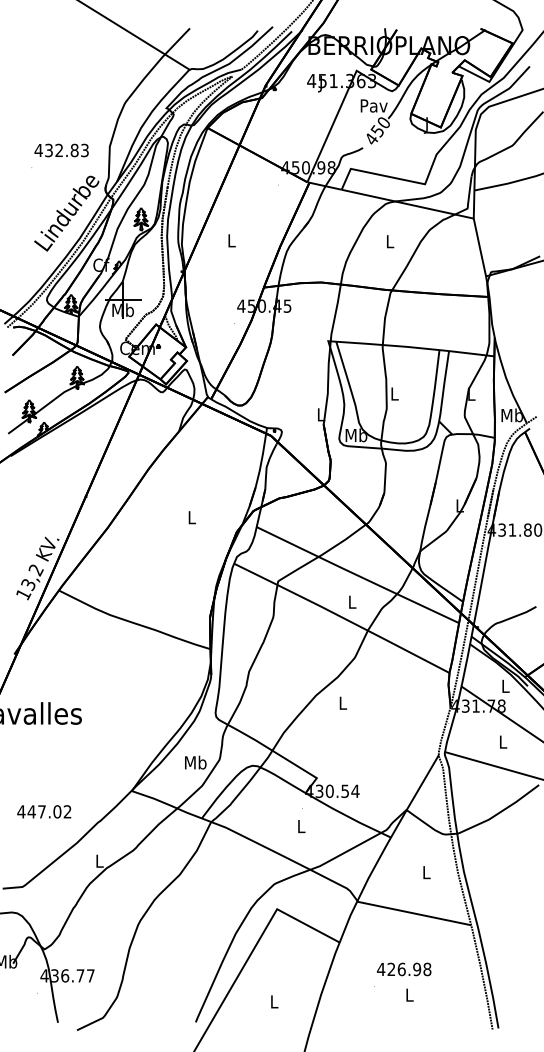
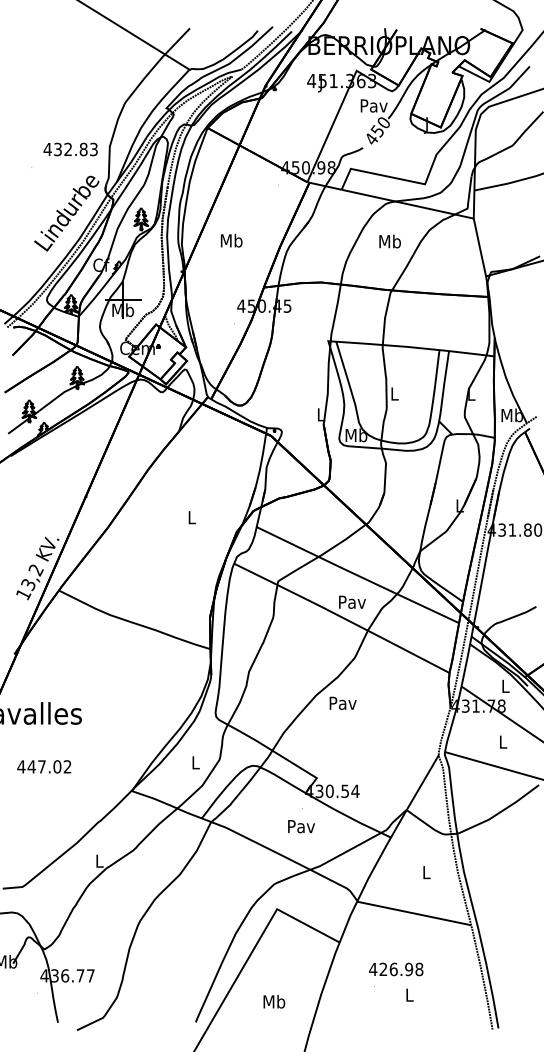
text position: (61, 150) -> (70, 149) (70, 149)
text: L -> Mb (231, 240)
text: L -> Mb (389, 241)
text: L -> Pav (352, 601)
text: L -> Pav (342, 702)
text: Mb -> L (195, 762)
text position: (44, 811) -> (44, 766) (44, 766)
text: L -> Pav (301, 826)
text position: (404, 969) -> (396, 969) (396, 969)
text: L -> Mb (274, 1001)
